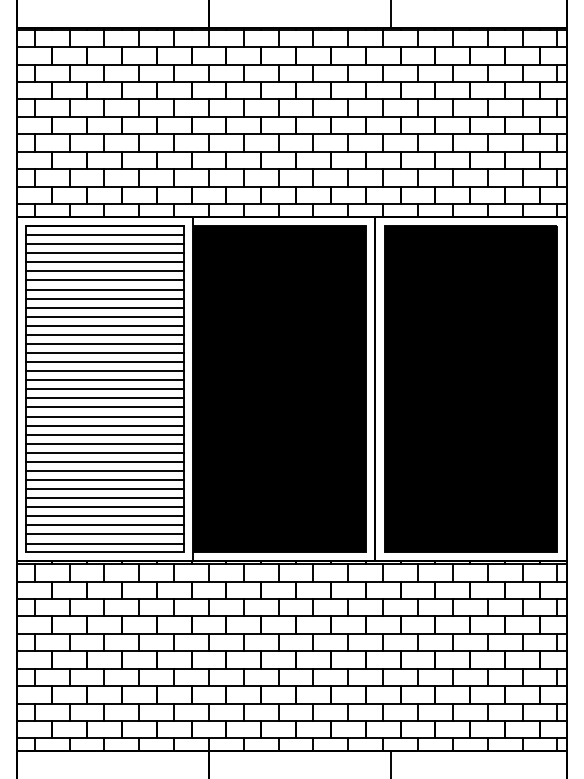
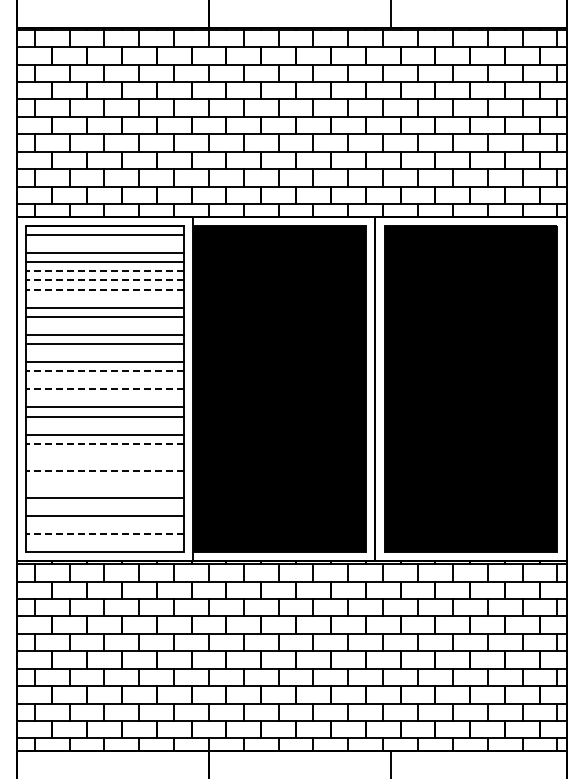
line: present -> none (105, 244)
line: solid -> dashed (105, 271)
line: solid -> dashed (105, 280)
line: solid -> dashed (105, 289)
line: present -> none (105, 298)
line: present -> none (105, 325)
line: present -> none (105, 353)
line: solid -> dashed (105, 371)
line: present -> none (105, 380)
line: solid -> dashed (105, 389)
line: present -> none (105, 398)
line: present -> none (105, 425)
line: solid -> dashed (105, 443)
line: present -> none (105, 452)
line: present -> none (105, 461)
line: solid -> dashed (105, 470)
line: present -> none (105, 480)
line: present -> none (105, 489)
line: present -> none (105, 507)
line: present -> none (105, 525)
line: solid -> dashed (105, 534)
line: present -> none (105, 543)
